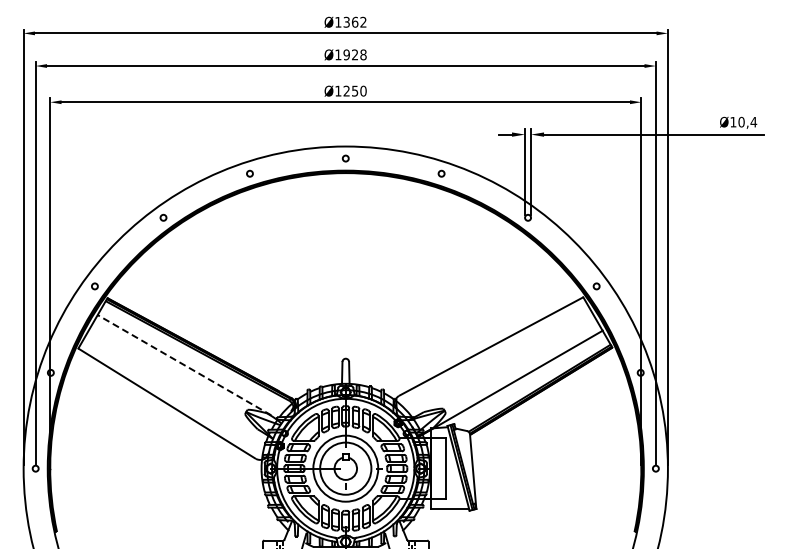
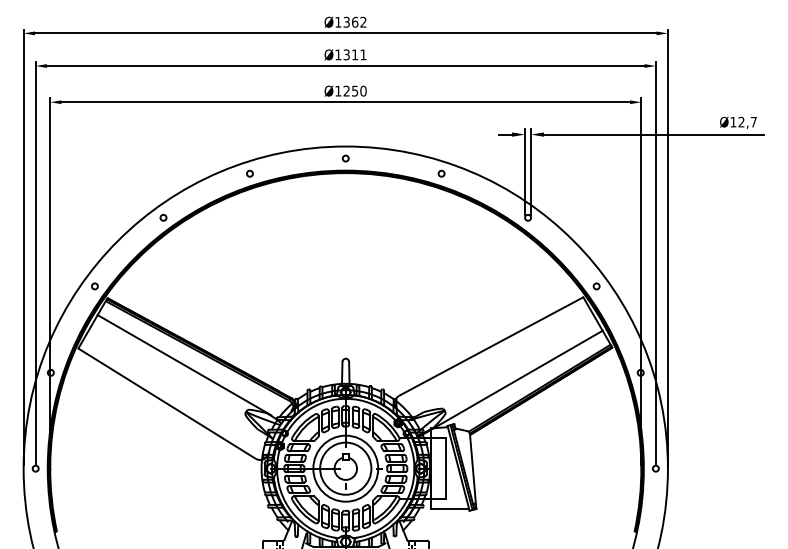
text: Ø1928 -> Ø1311 (354, 54)
text: Ø10,4 -> Ø12,7 (747, 122)
line: dashed -> solid (184, 364)
